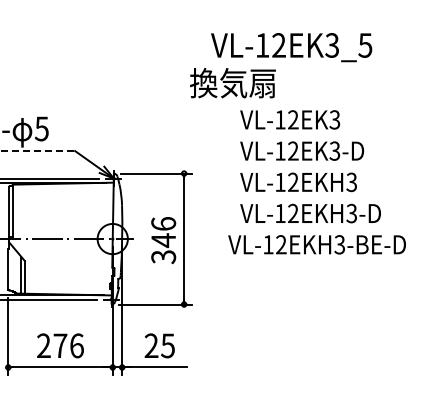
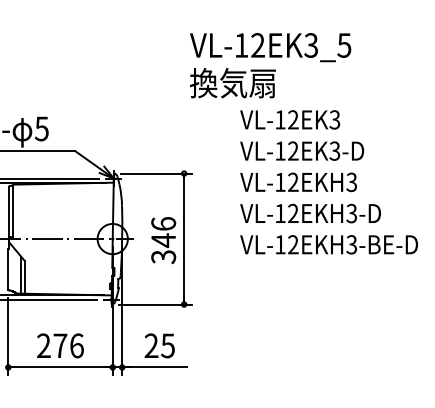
text position: (291, 47) -> (270, 47) (270, 47)
line: dashed -> solid (38, 151)
text position: (316, 244) -> (328, 244) (328, 244)
